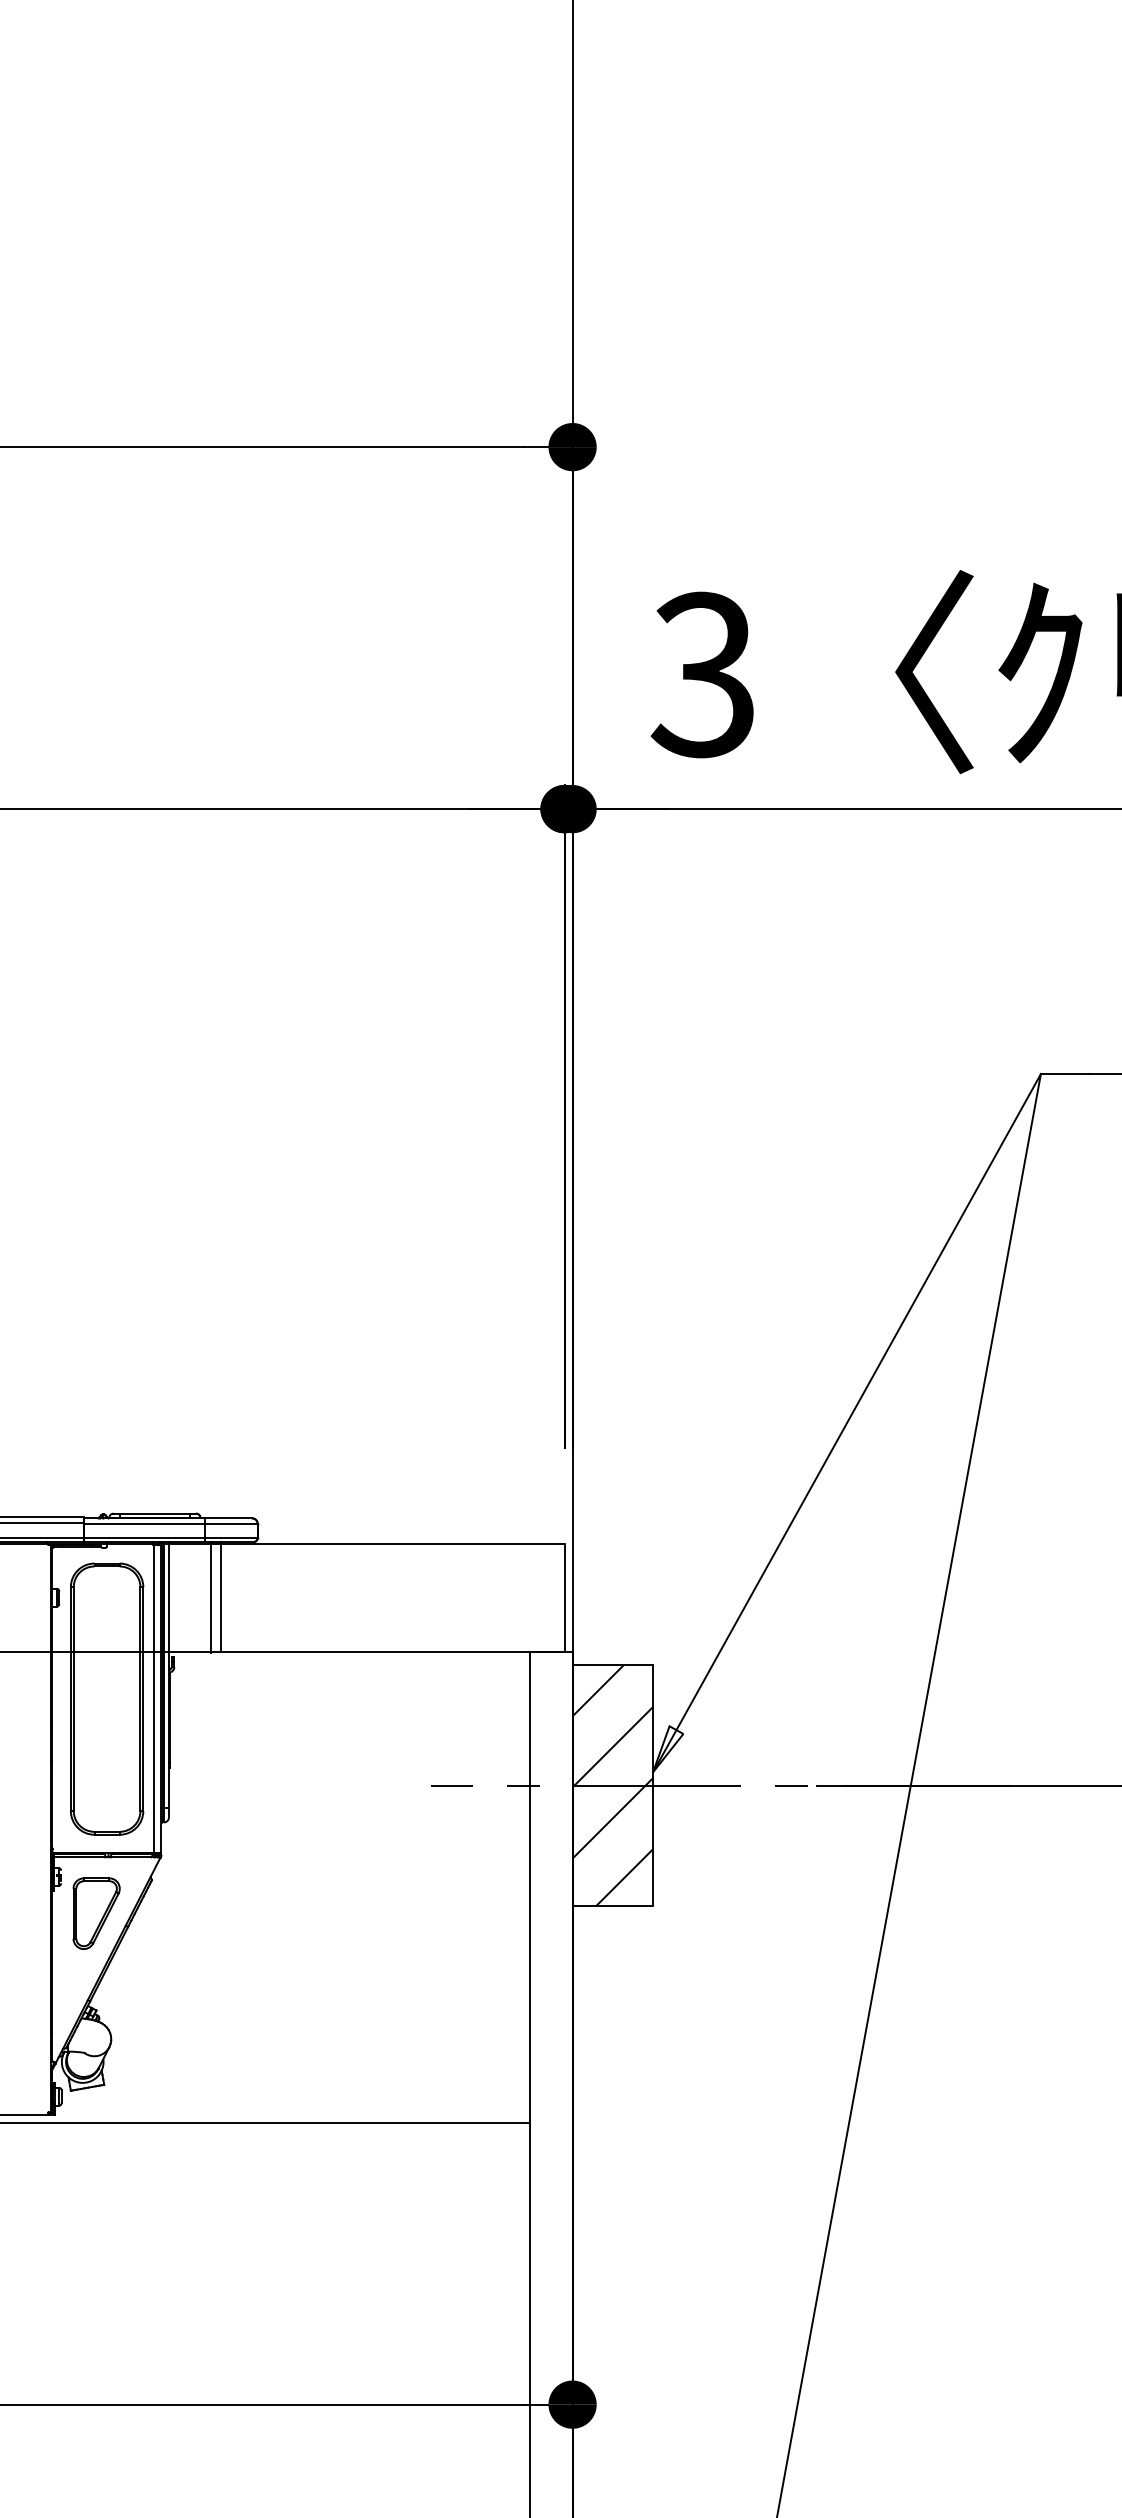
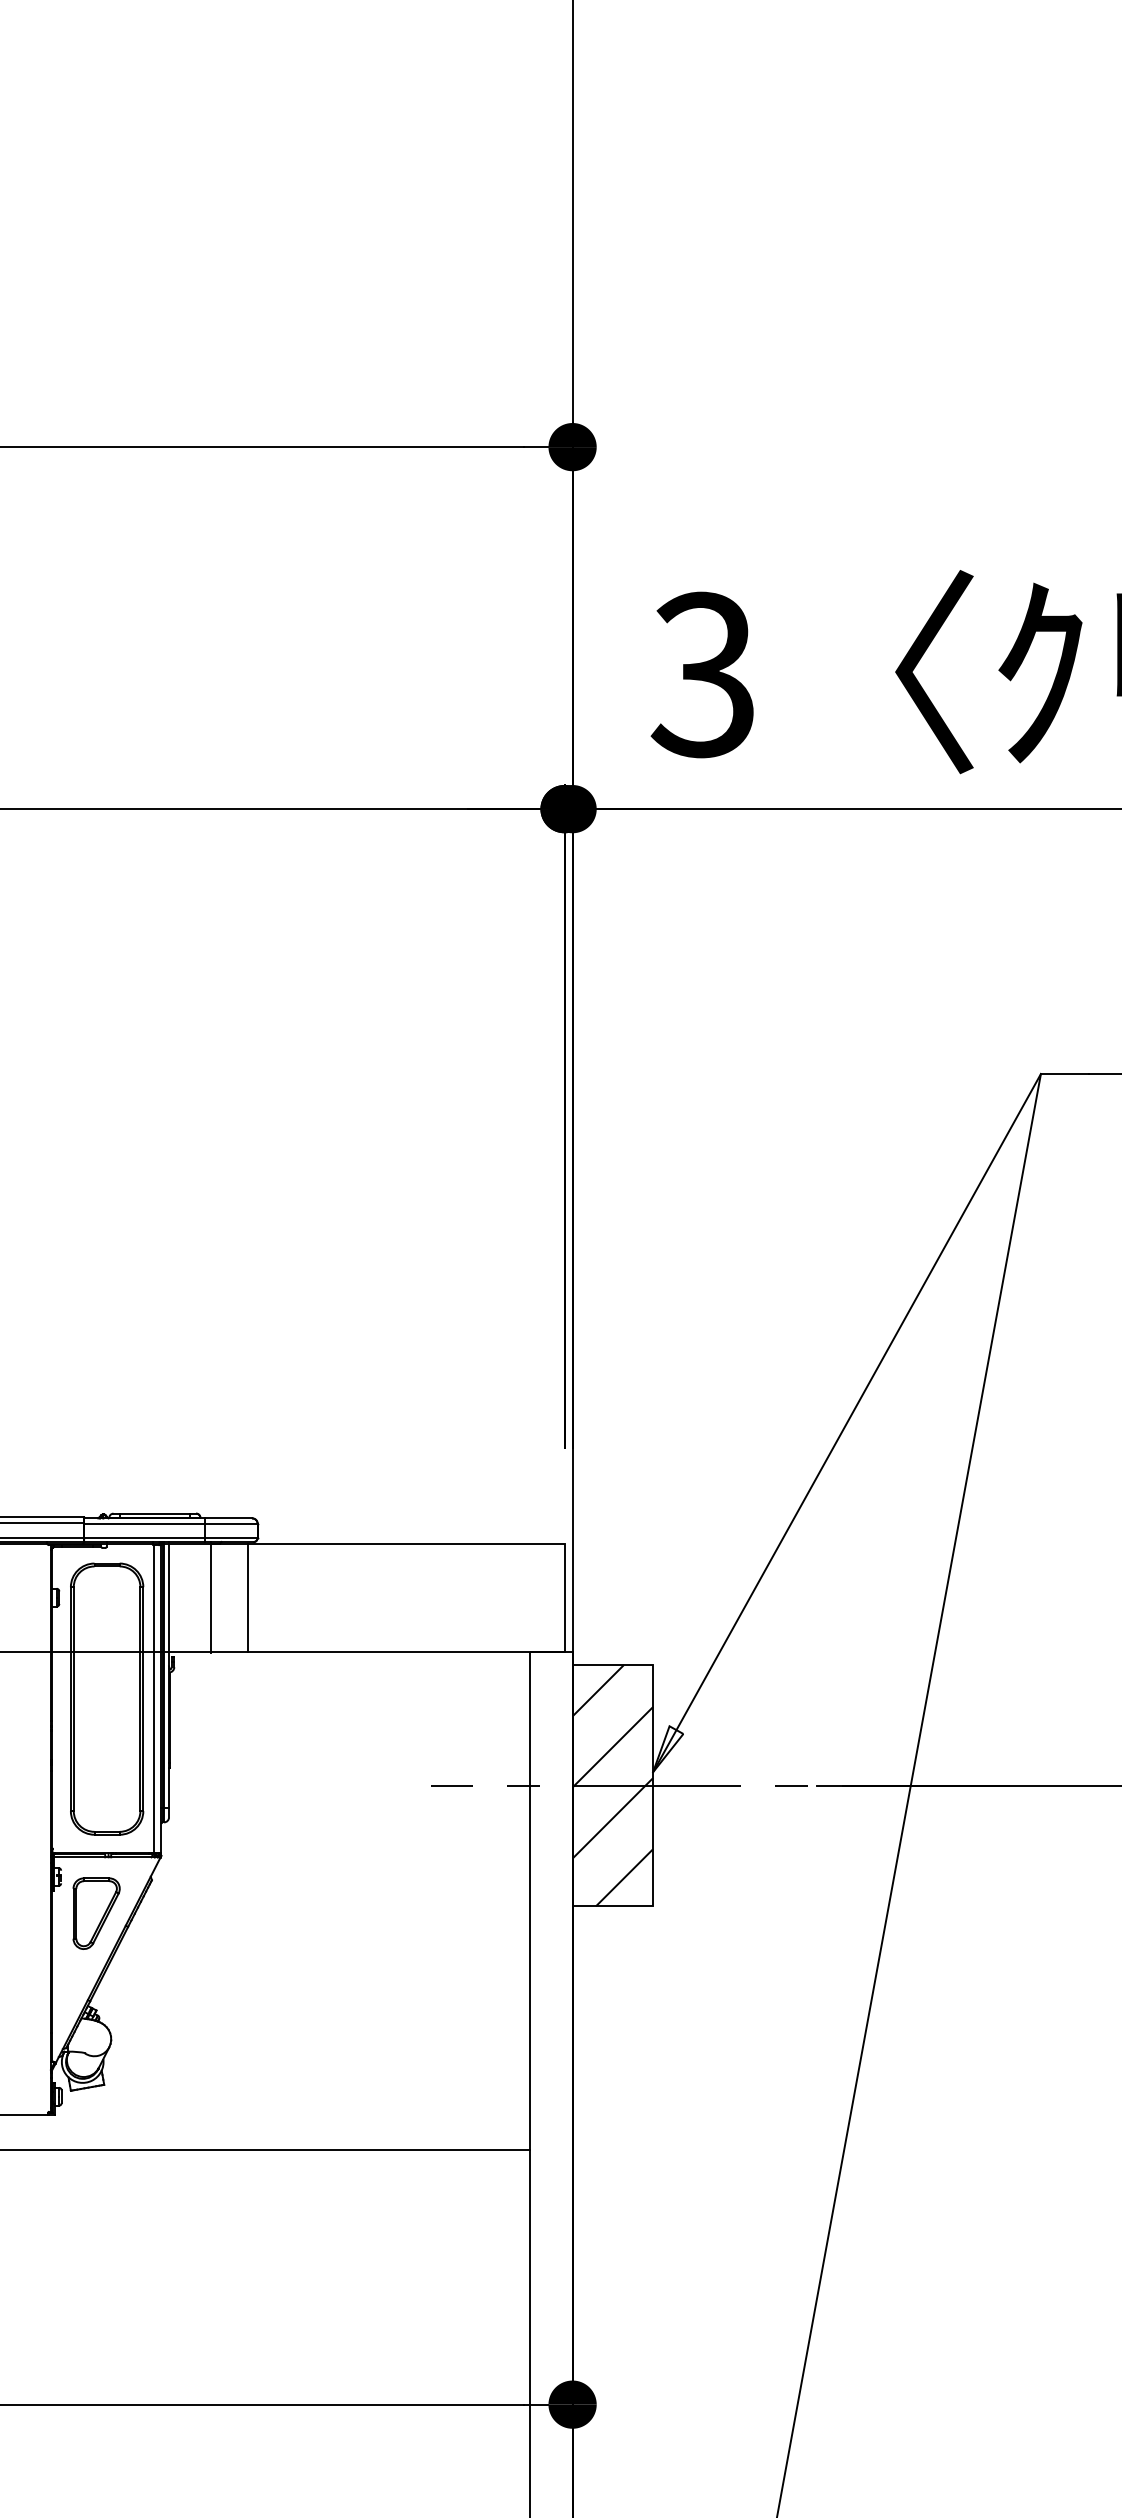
line position: (221, 1597) -> (248, 1597) (248, 1597)
line position: (265, 2123) -> (265, 2150) (265, 2150)
